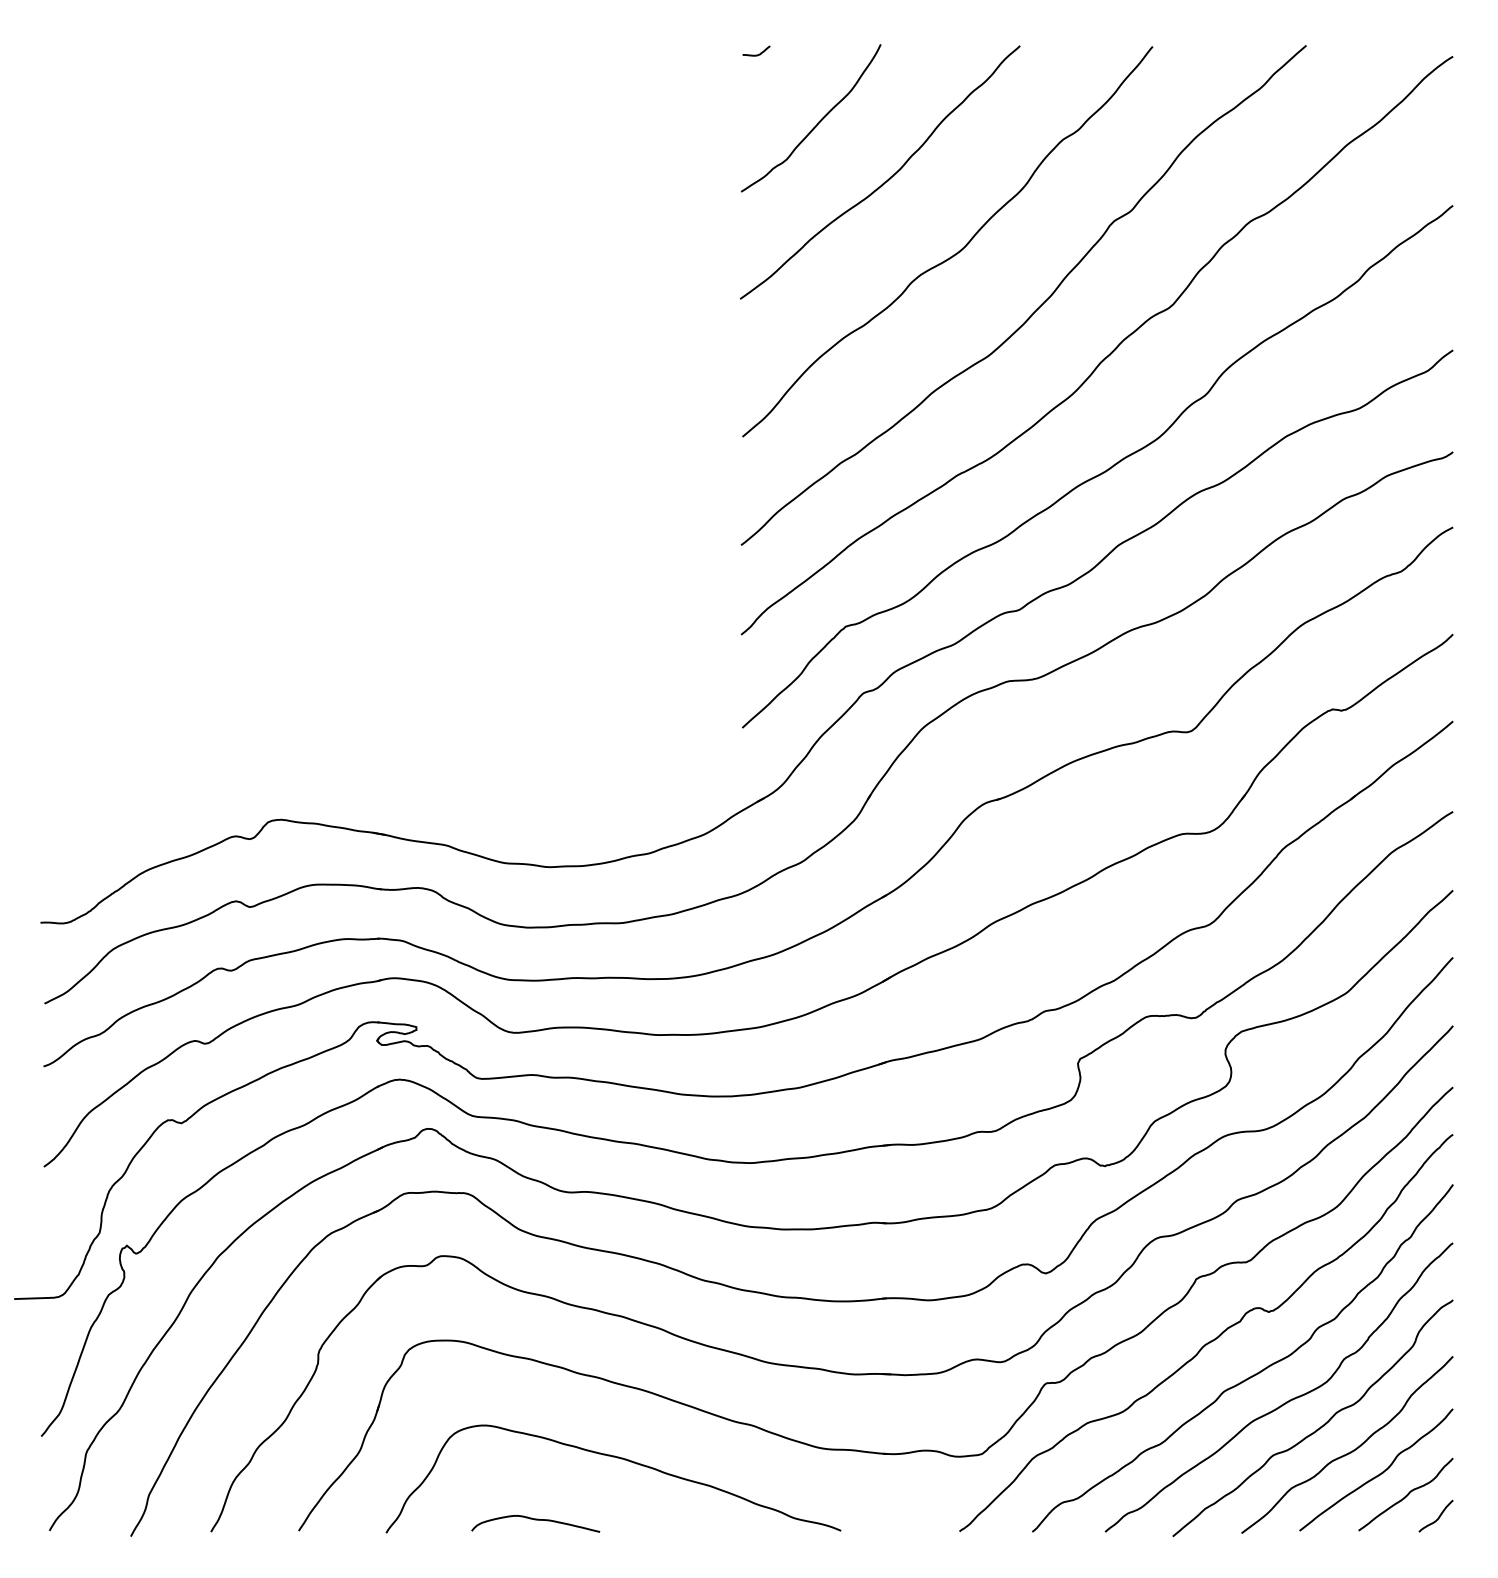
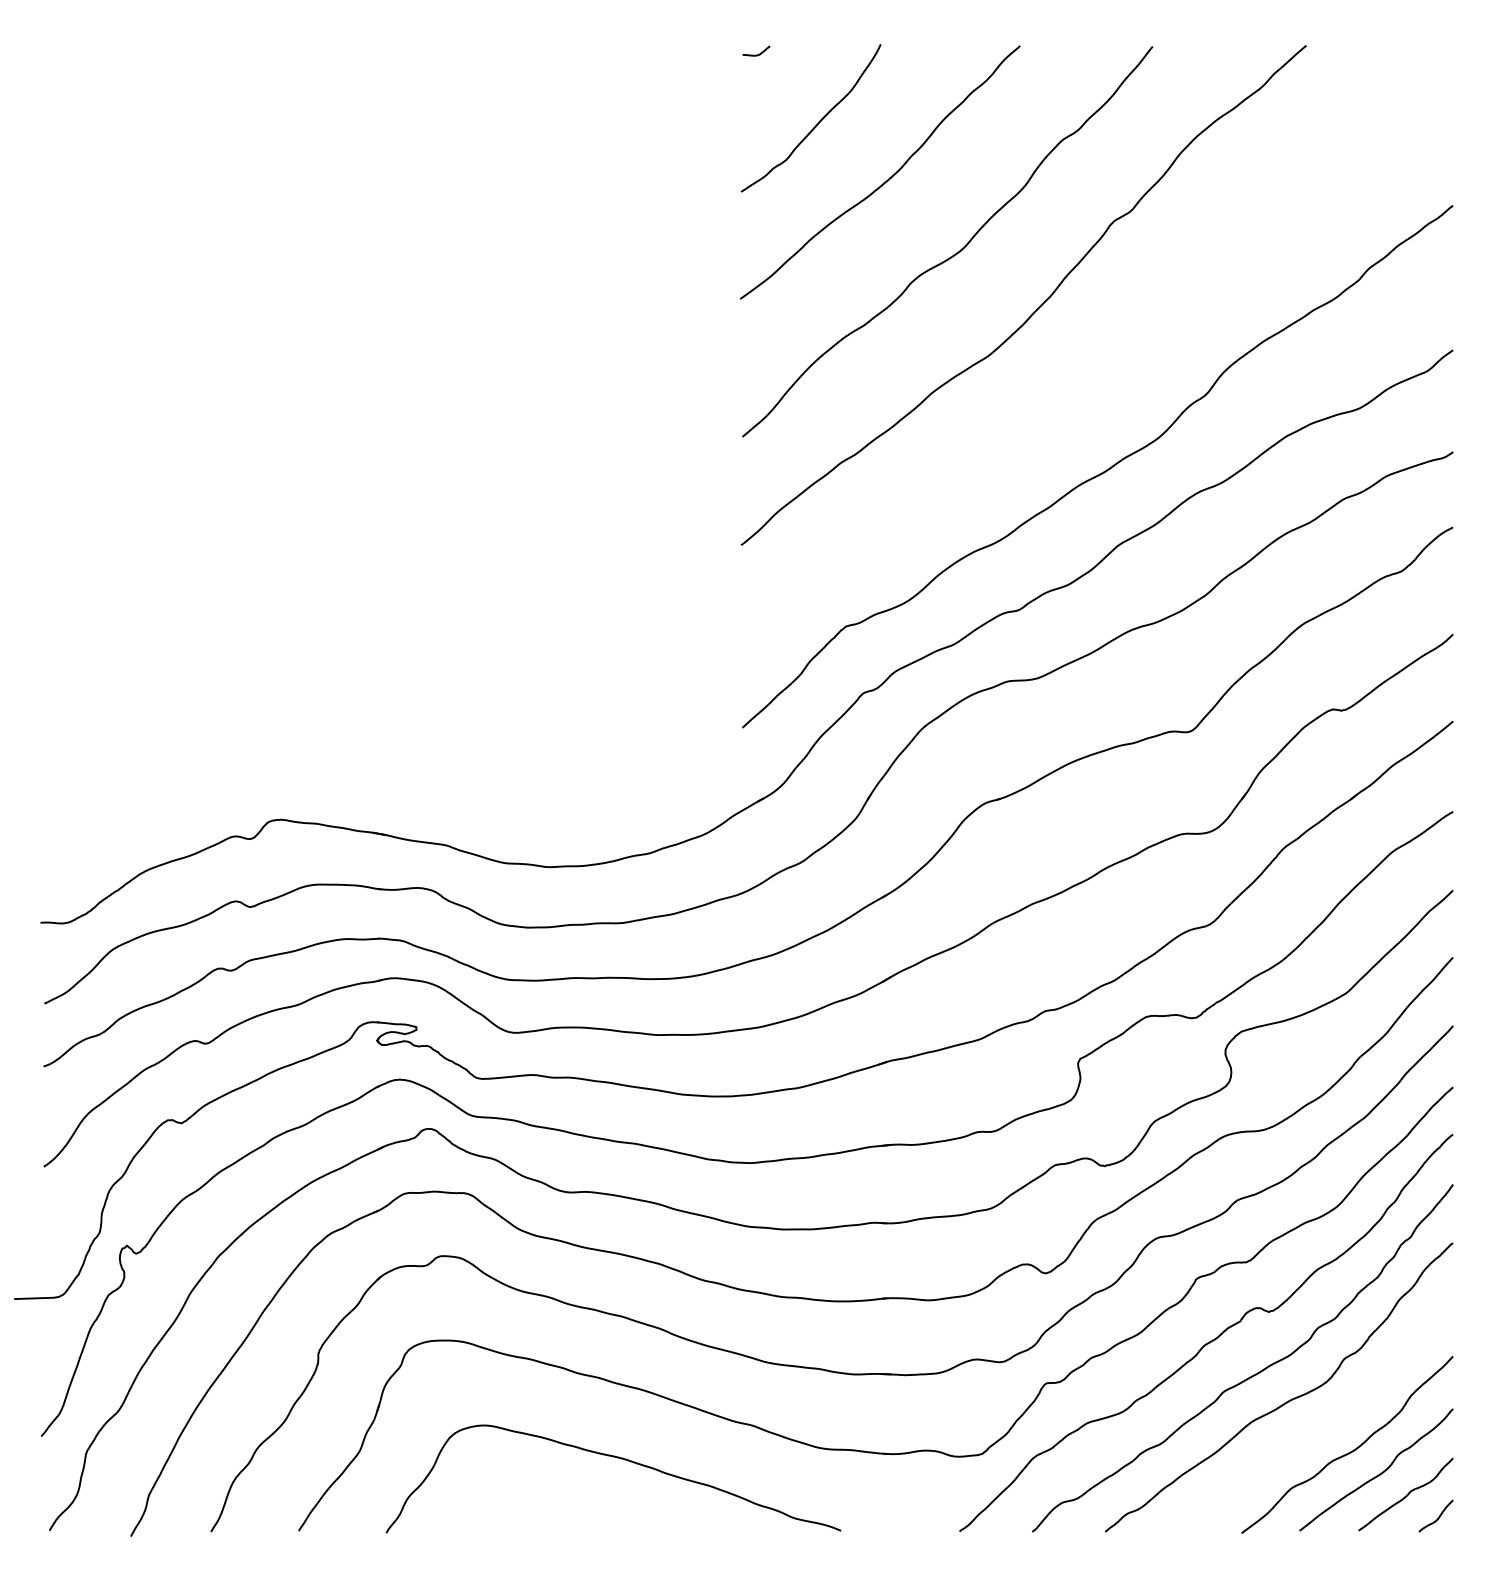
curve: present -> none (1104, 357)
curve: present -> none (1317, 1428)
curve: present -> none (535, 1520)
